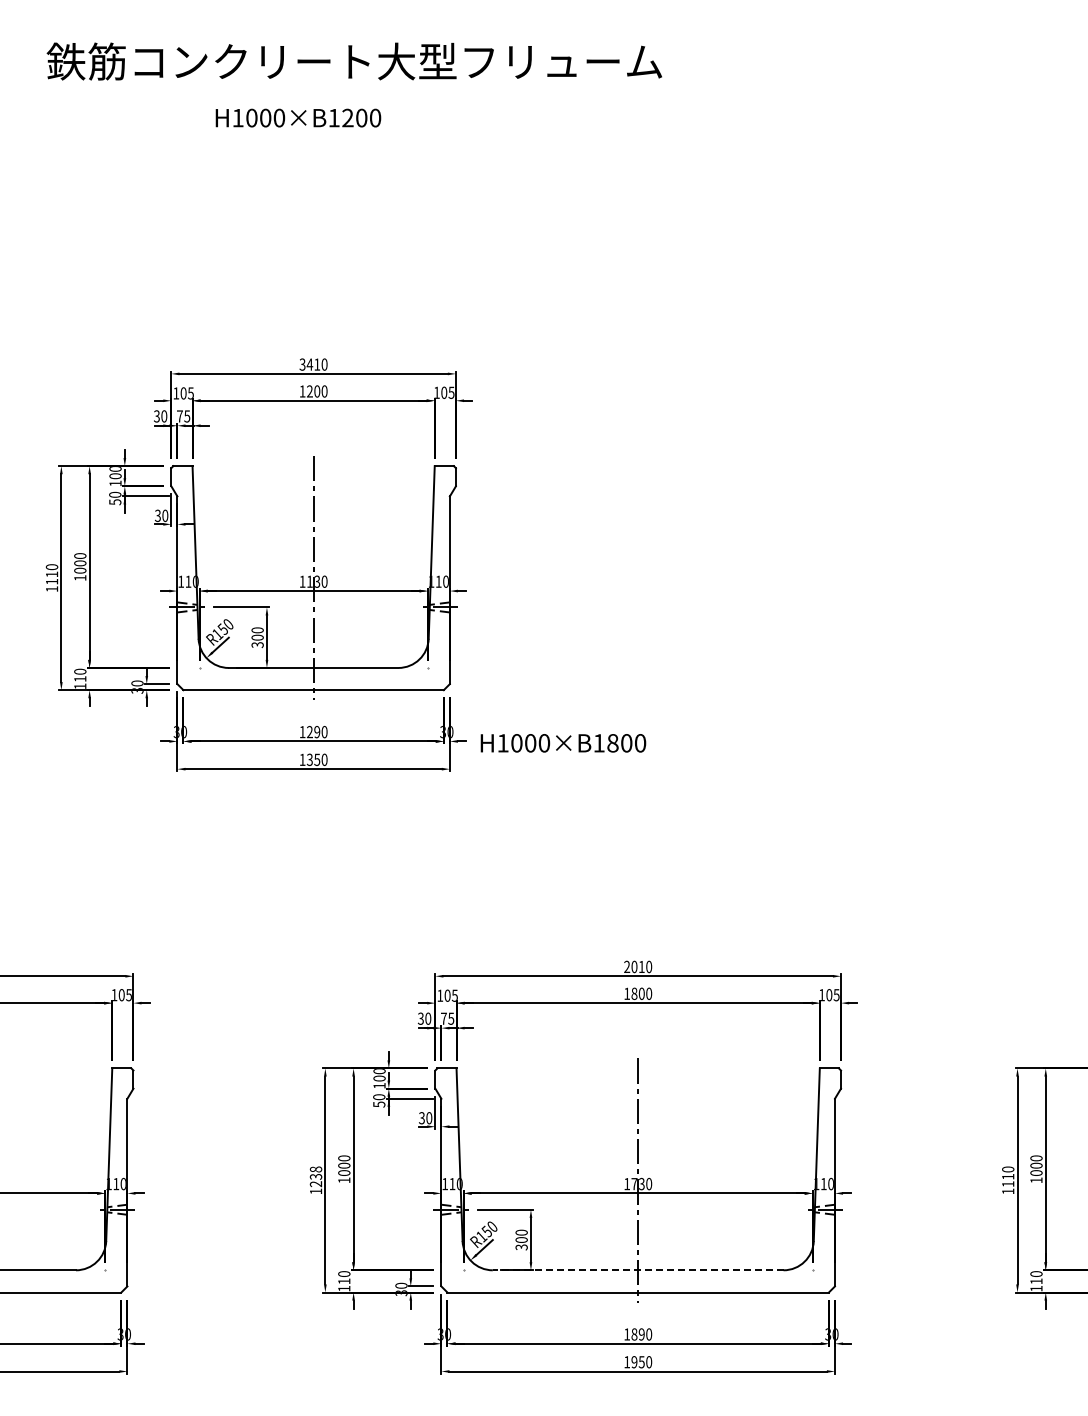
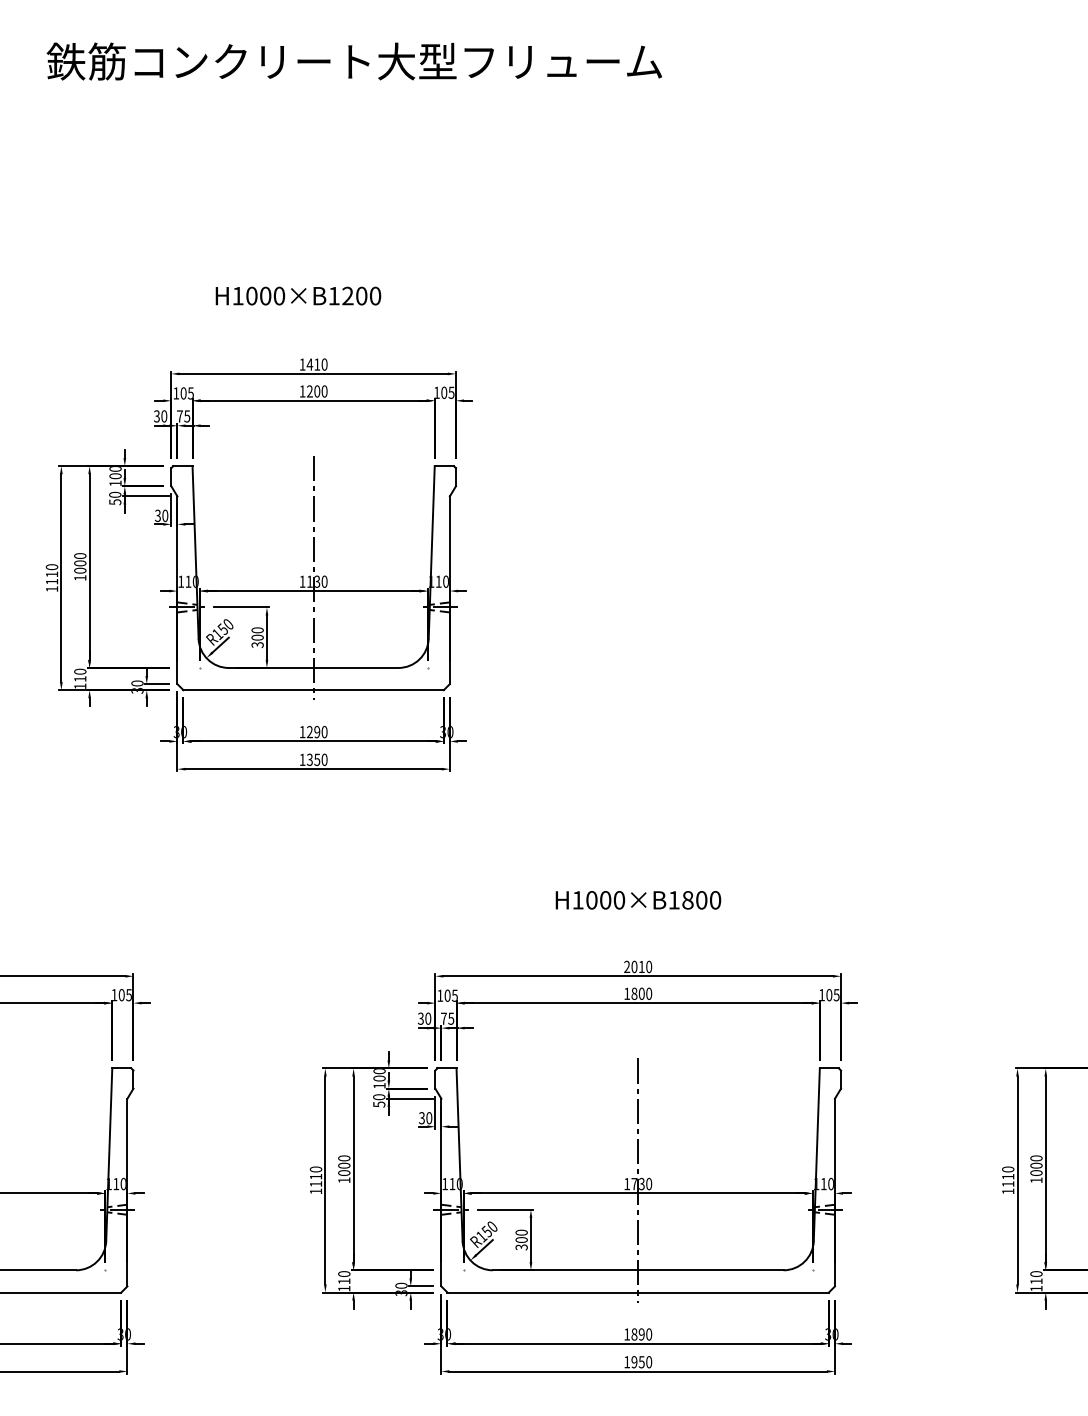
text position: (298, 117) -> (298, 295) (298, 295)
text: 3410 -> 1410 (302, 364)
text position: (563, 743) -> (638, 900) (638, 900)
text: 1238 -> 1110 (315, 1176)
line: dashed -> solid (637, 1270)
